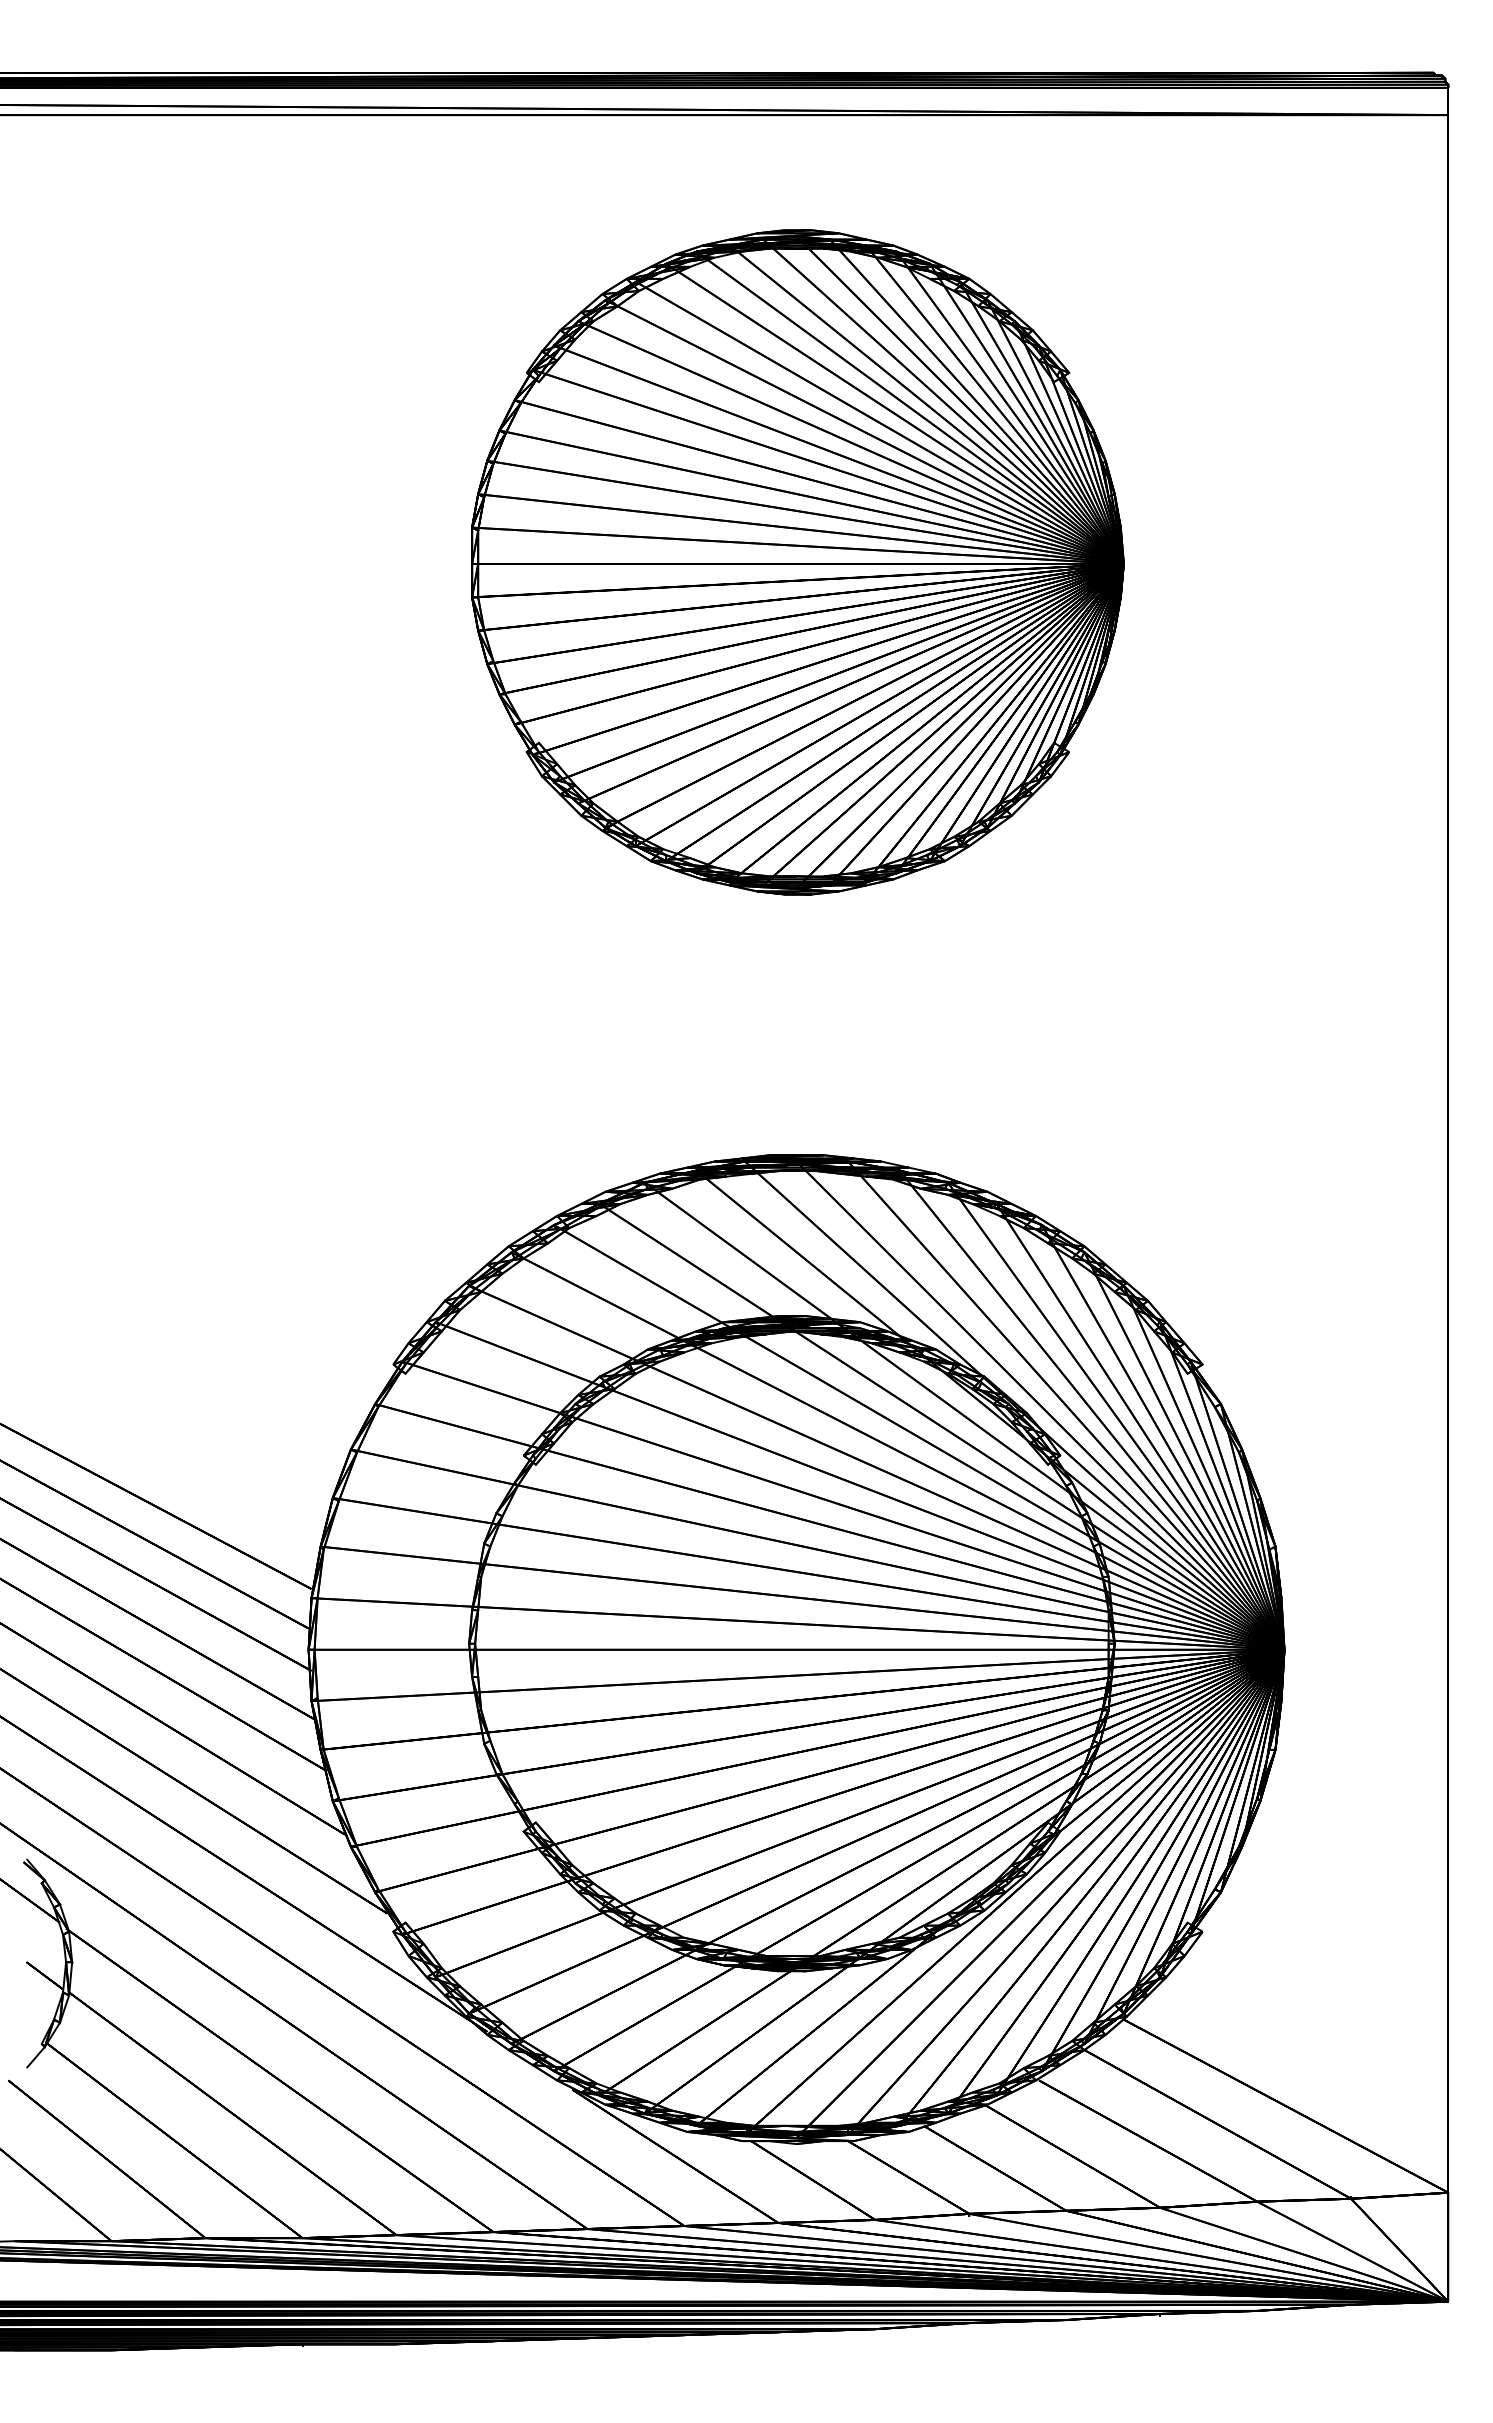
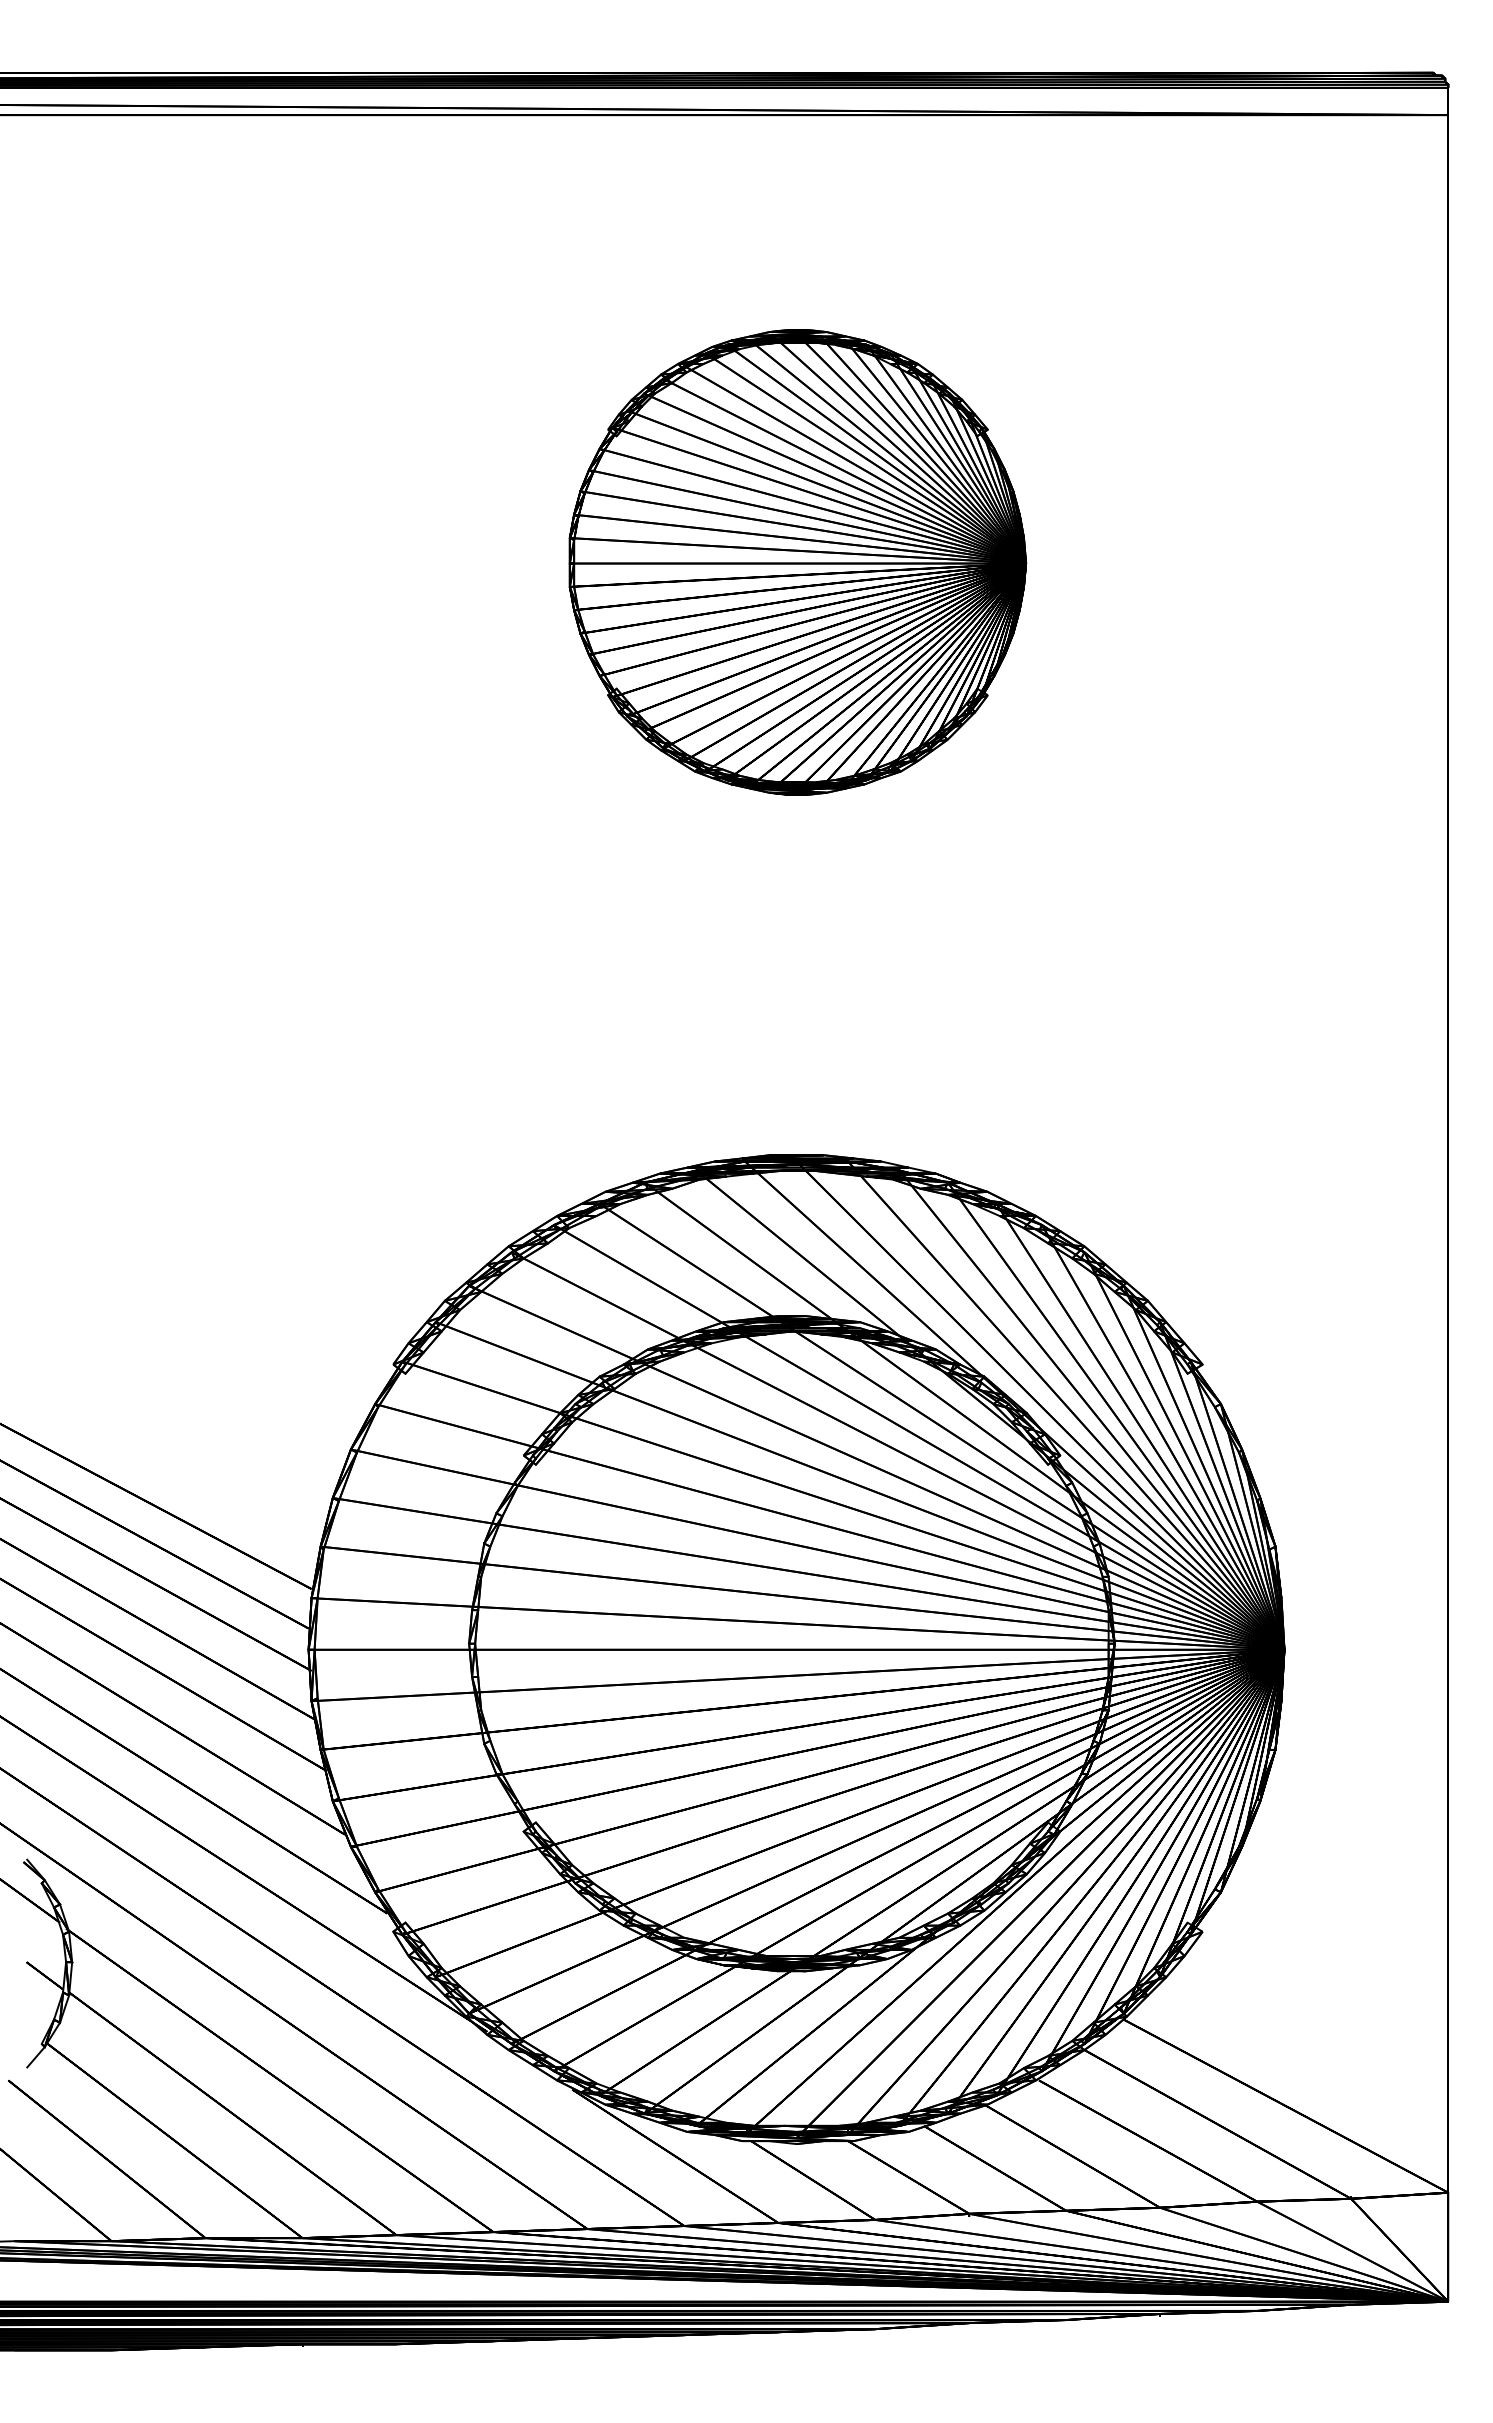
part size: 654x667 px -> 460x467 px (797, 562)
